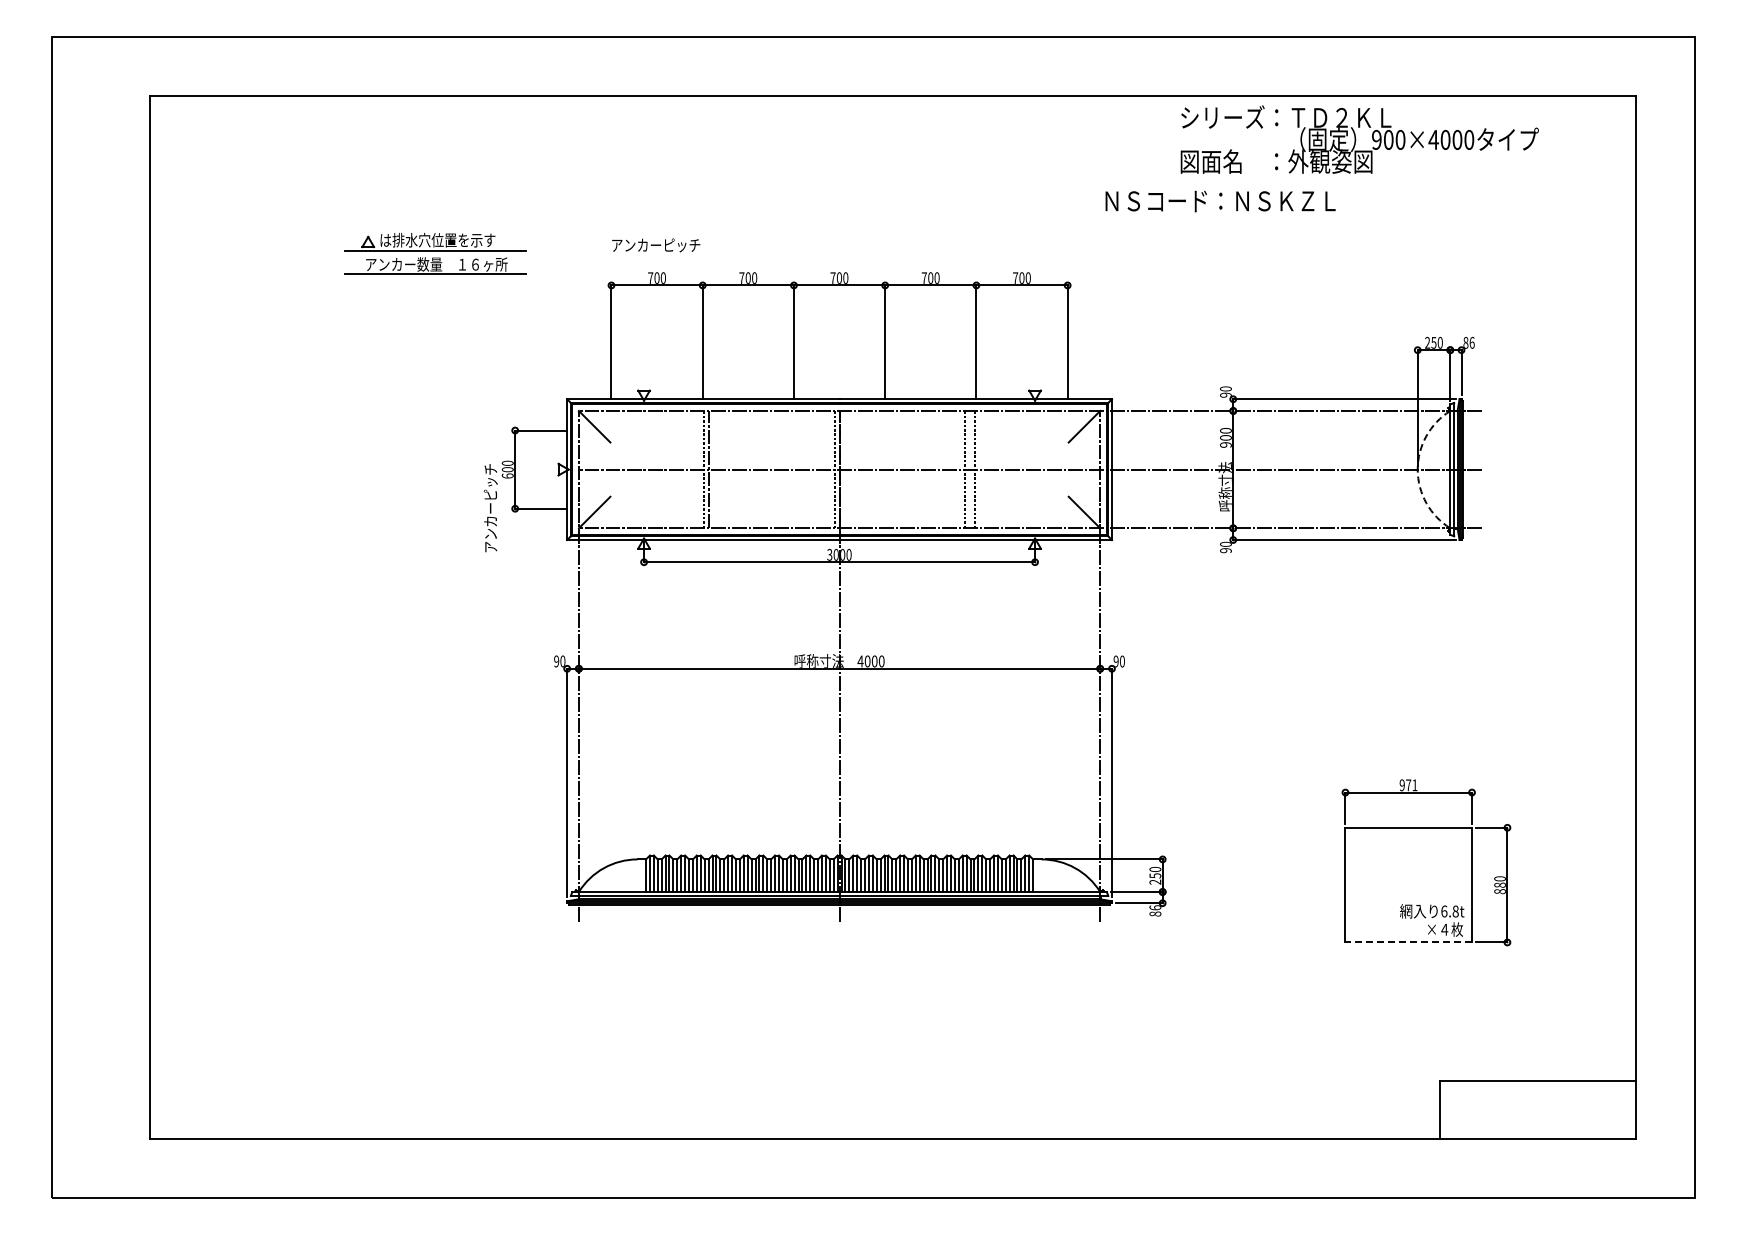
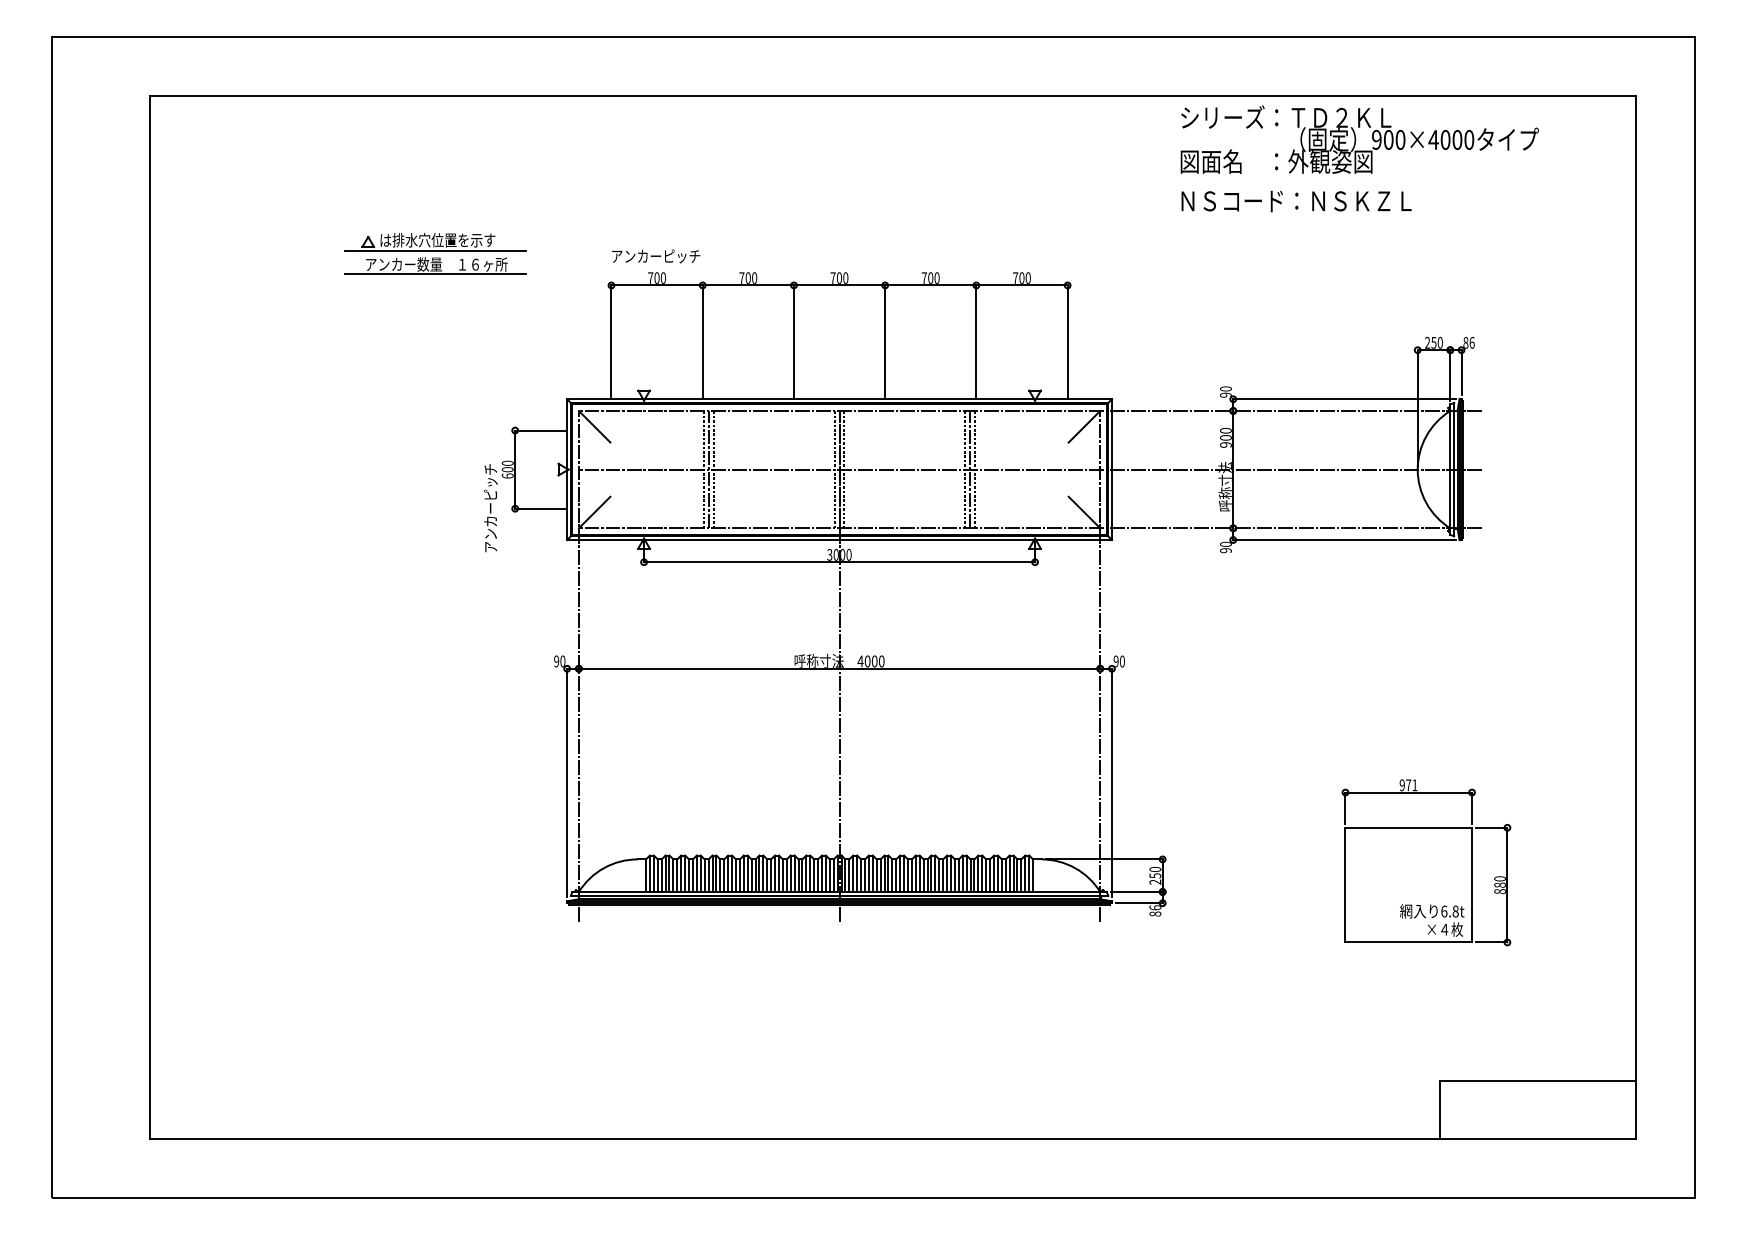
text position: (1220, 201) -> (1296, 201) (1296, 201)
text position: (656, 245) -> (656, 256) (656, 256)
line: none -> present (713, 469)
line: none -> present (844, 469)
line: none -> present (970, 469)
arc: dashed -> solid (1417, 469)
line: dashed -> solid (1408, 942)
